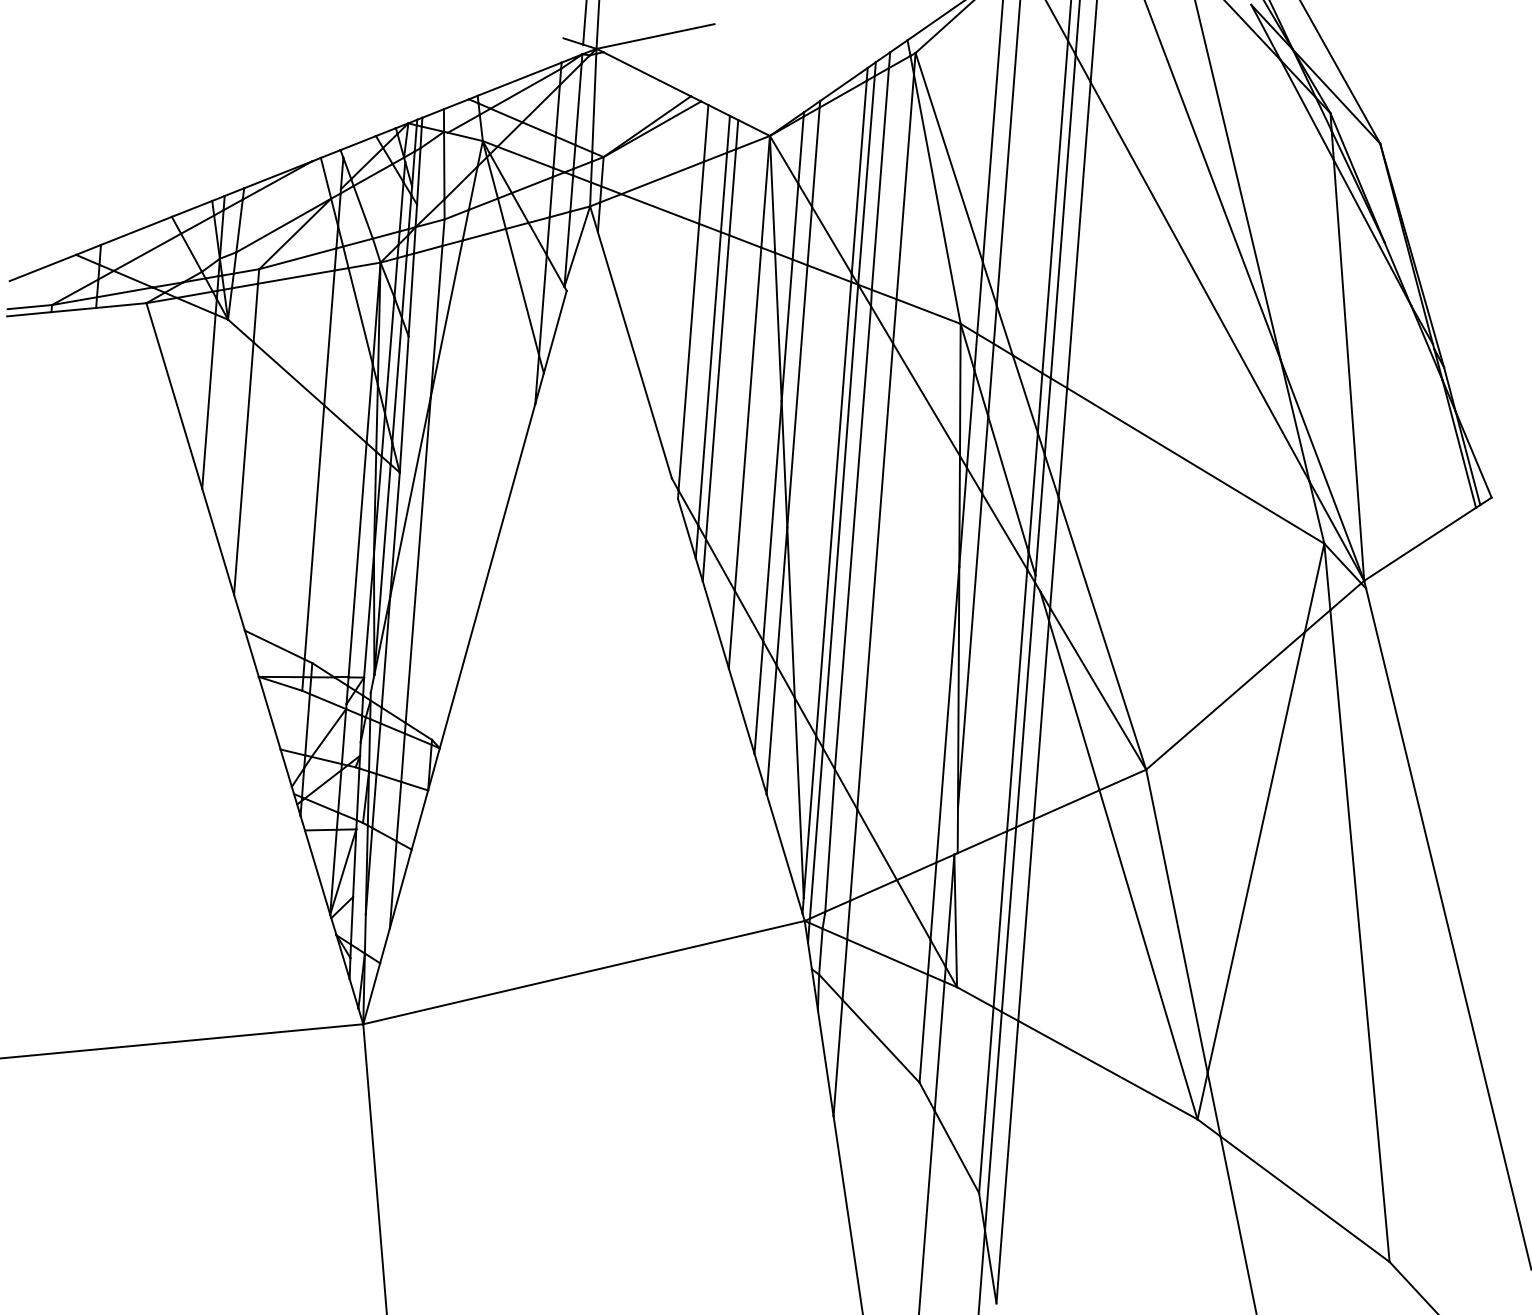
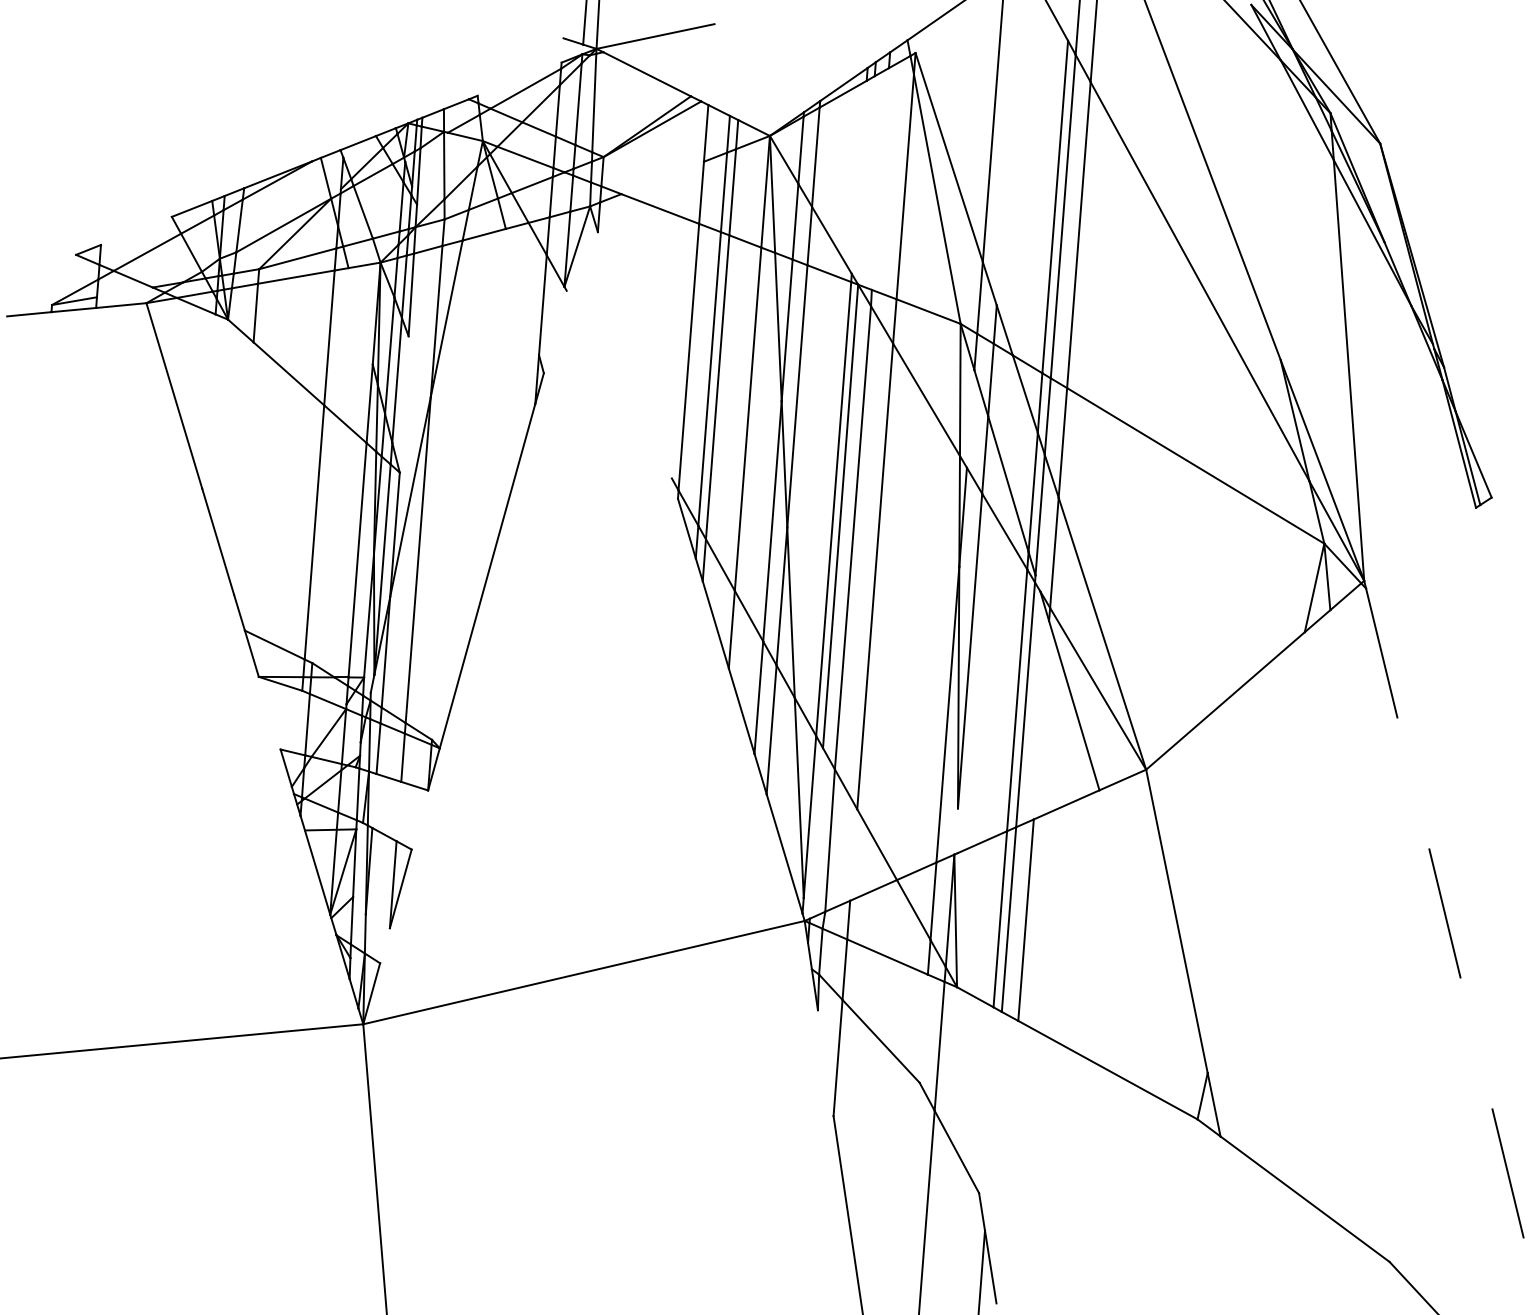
line: present -> none (1069, 21)
line: present -> none (943, 27)
line: present -> none (519, 78)
line: present -> none (1008, 153)
line: present -> none (858, 176)
line: present -> none (662, 177)
line: present -> none (879, 178)
line: present -> none (866, 180)
line: present -> none (1237, 181)
line: present -> none (135, 230)
line: present -> none (42, 267)
line: present -> none (522, 291)
line: present -> none (124, 292)
line: present -> none (29, 307)
line: present -> none (360, 316)
line: present -> none (554, 331)
line: present -> none (634, 355)
line: present -> none (208, 401)
line: present -> none (403, 404)
line: present -> none (970, 418)
line: present -> none (243, 468)
line: present -> none (1420, 543)
line: present -> none (269, 712)
line: present -> none (1041, 719)
line: present -> none (374, 801)
line: present -> none (398, 811)
line: present -> none (419, 819)
line: present -> none (957, 830)
line: present -> none (816, 833)
line: present -> none (1255, 852)
line: present -> none (853, 854)
line: solid -> dashed (1448, 929)
line: present -> none (1359, 935)
line: present -> none (384, 945)
line: present -> none (1148, 954)
line: present -> none (923, 1028)
line: present -> none (825, 1063)
line: present -> none (986, 1100)
line: present -> none (993, 1120)
line: present -> none (1007, 1161)
line: present -> none (1237, 1223)
